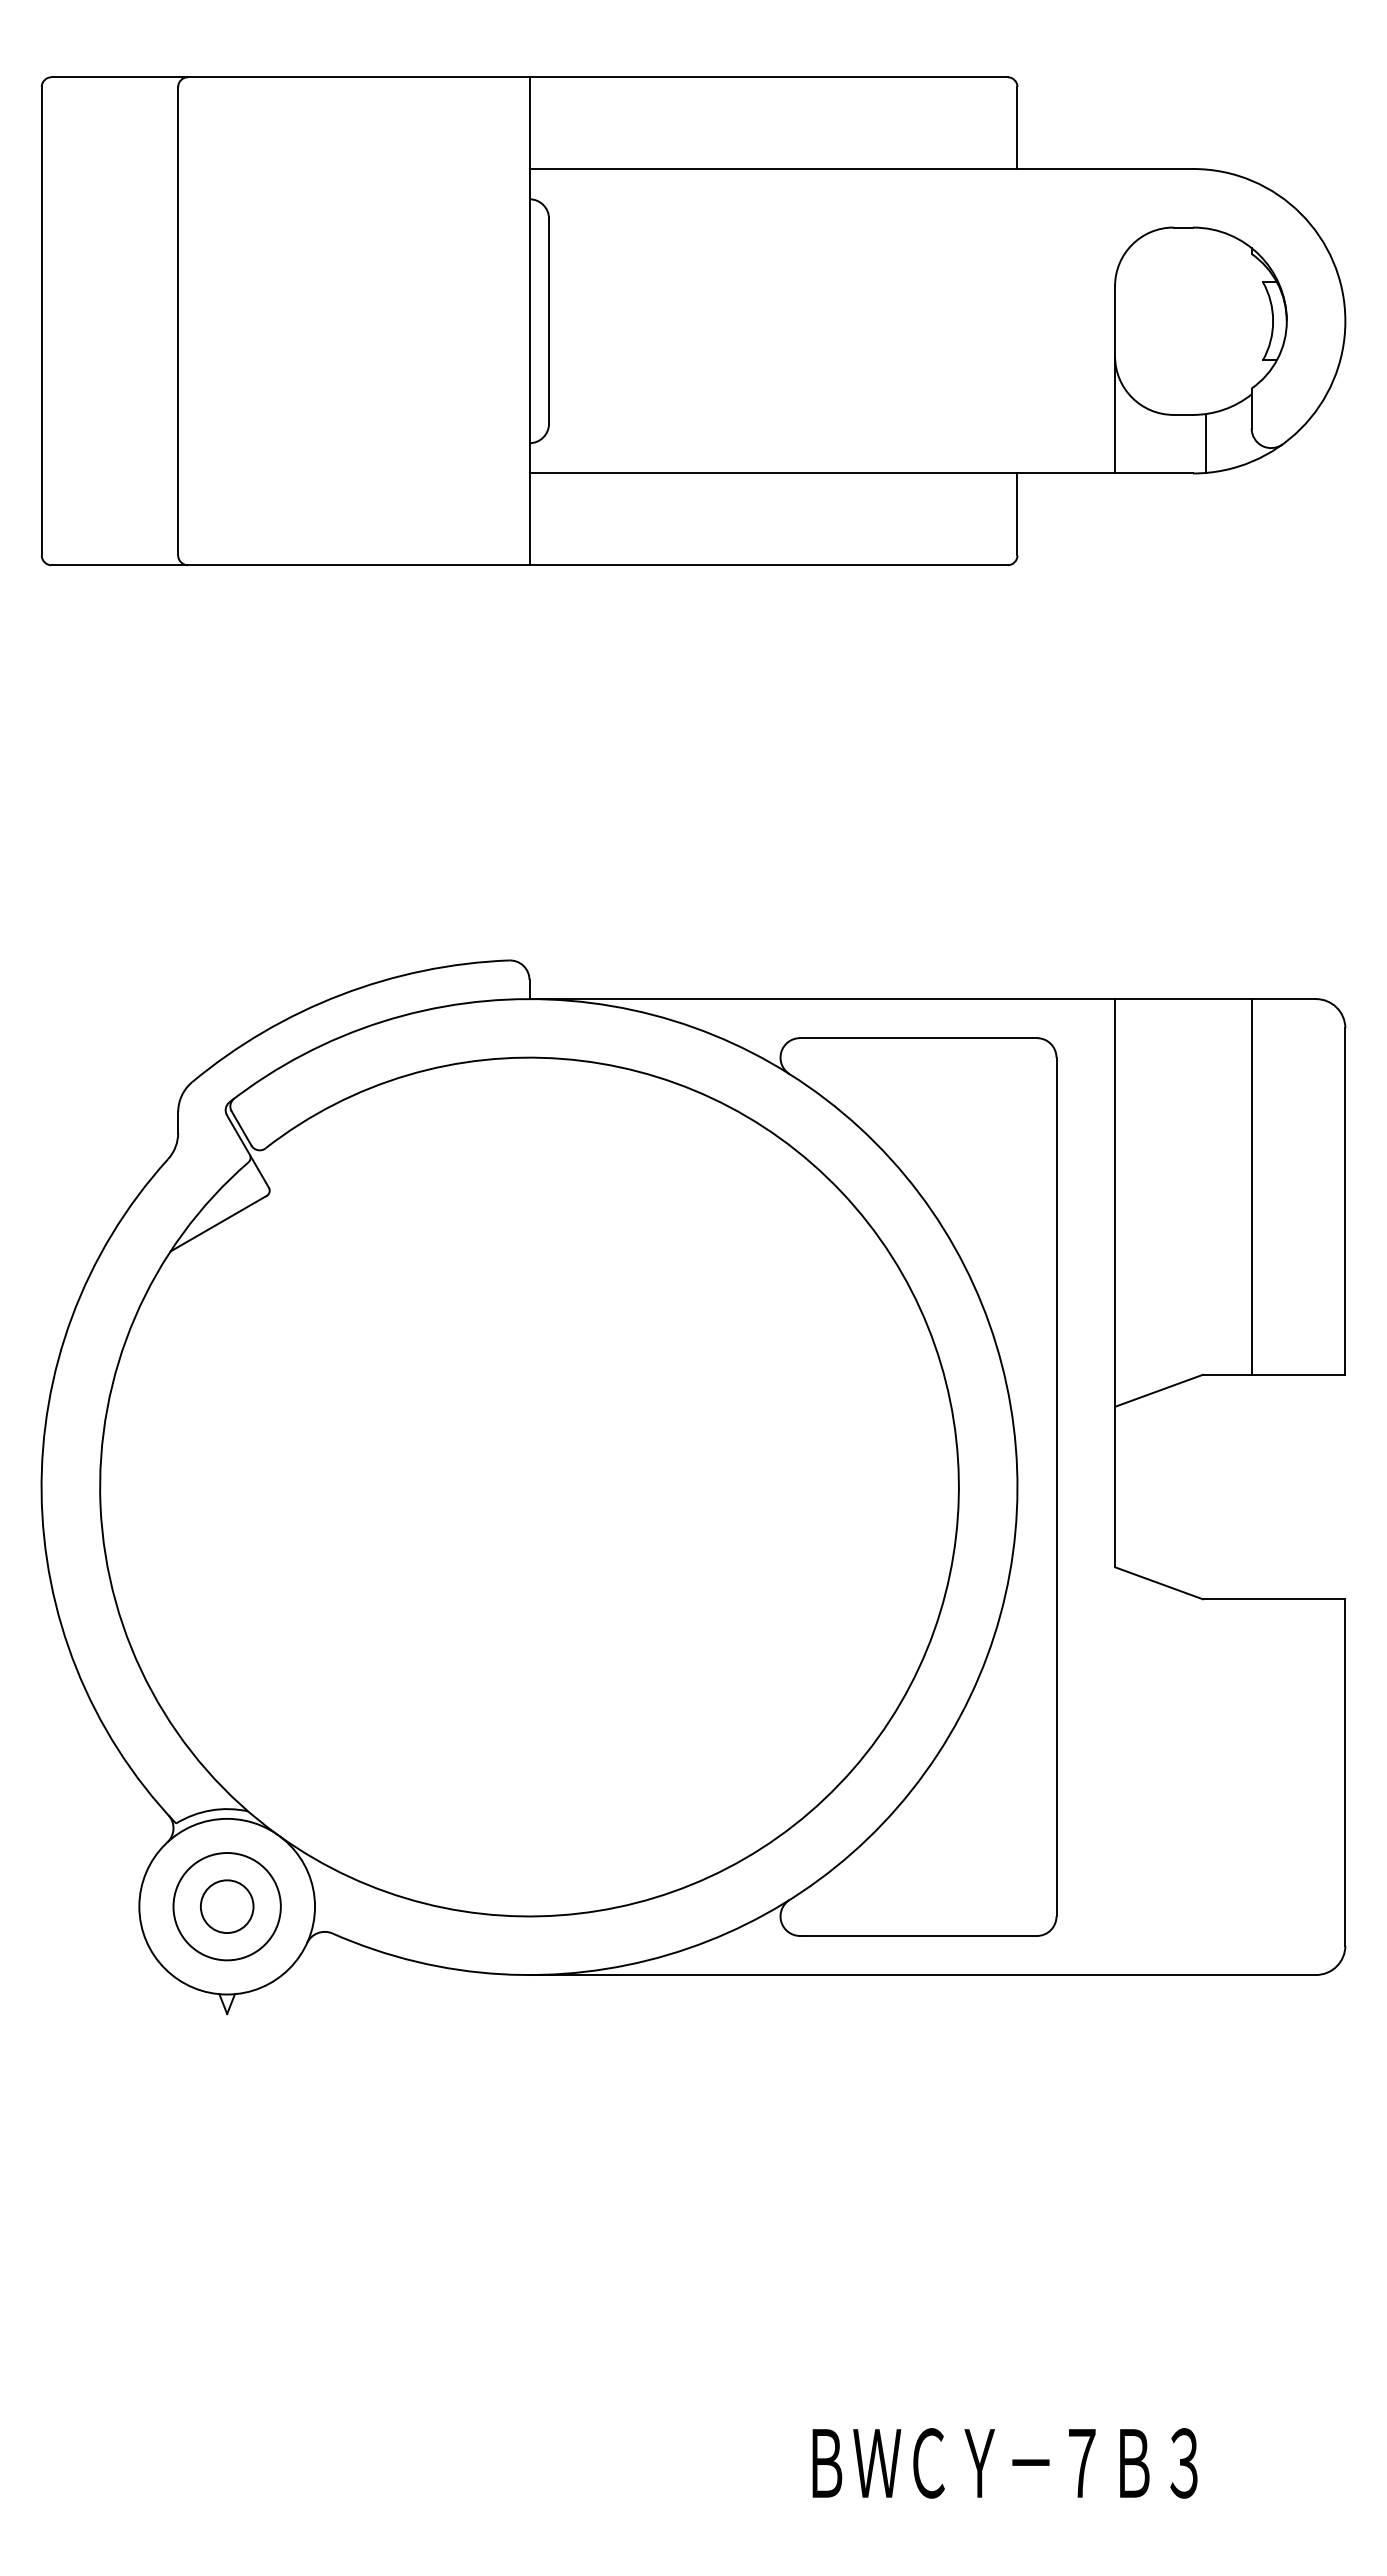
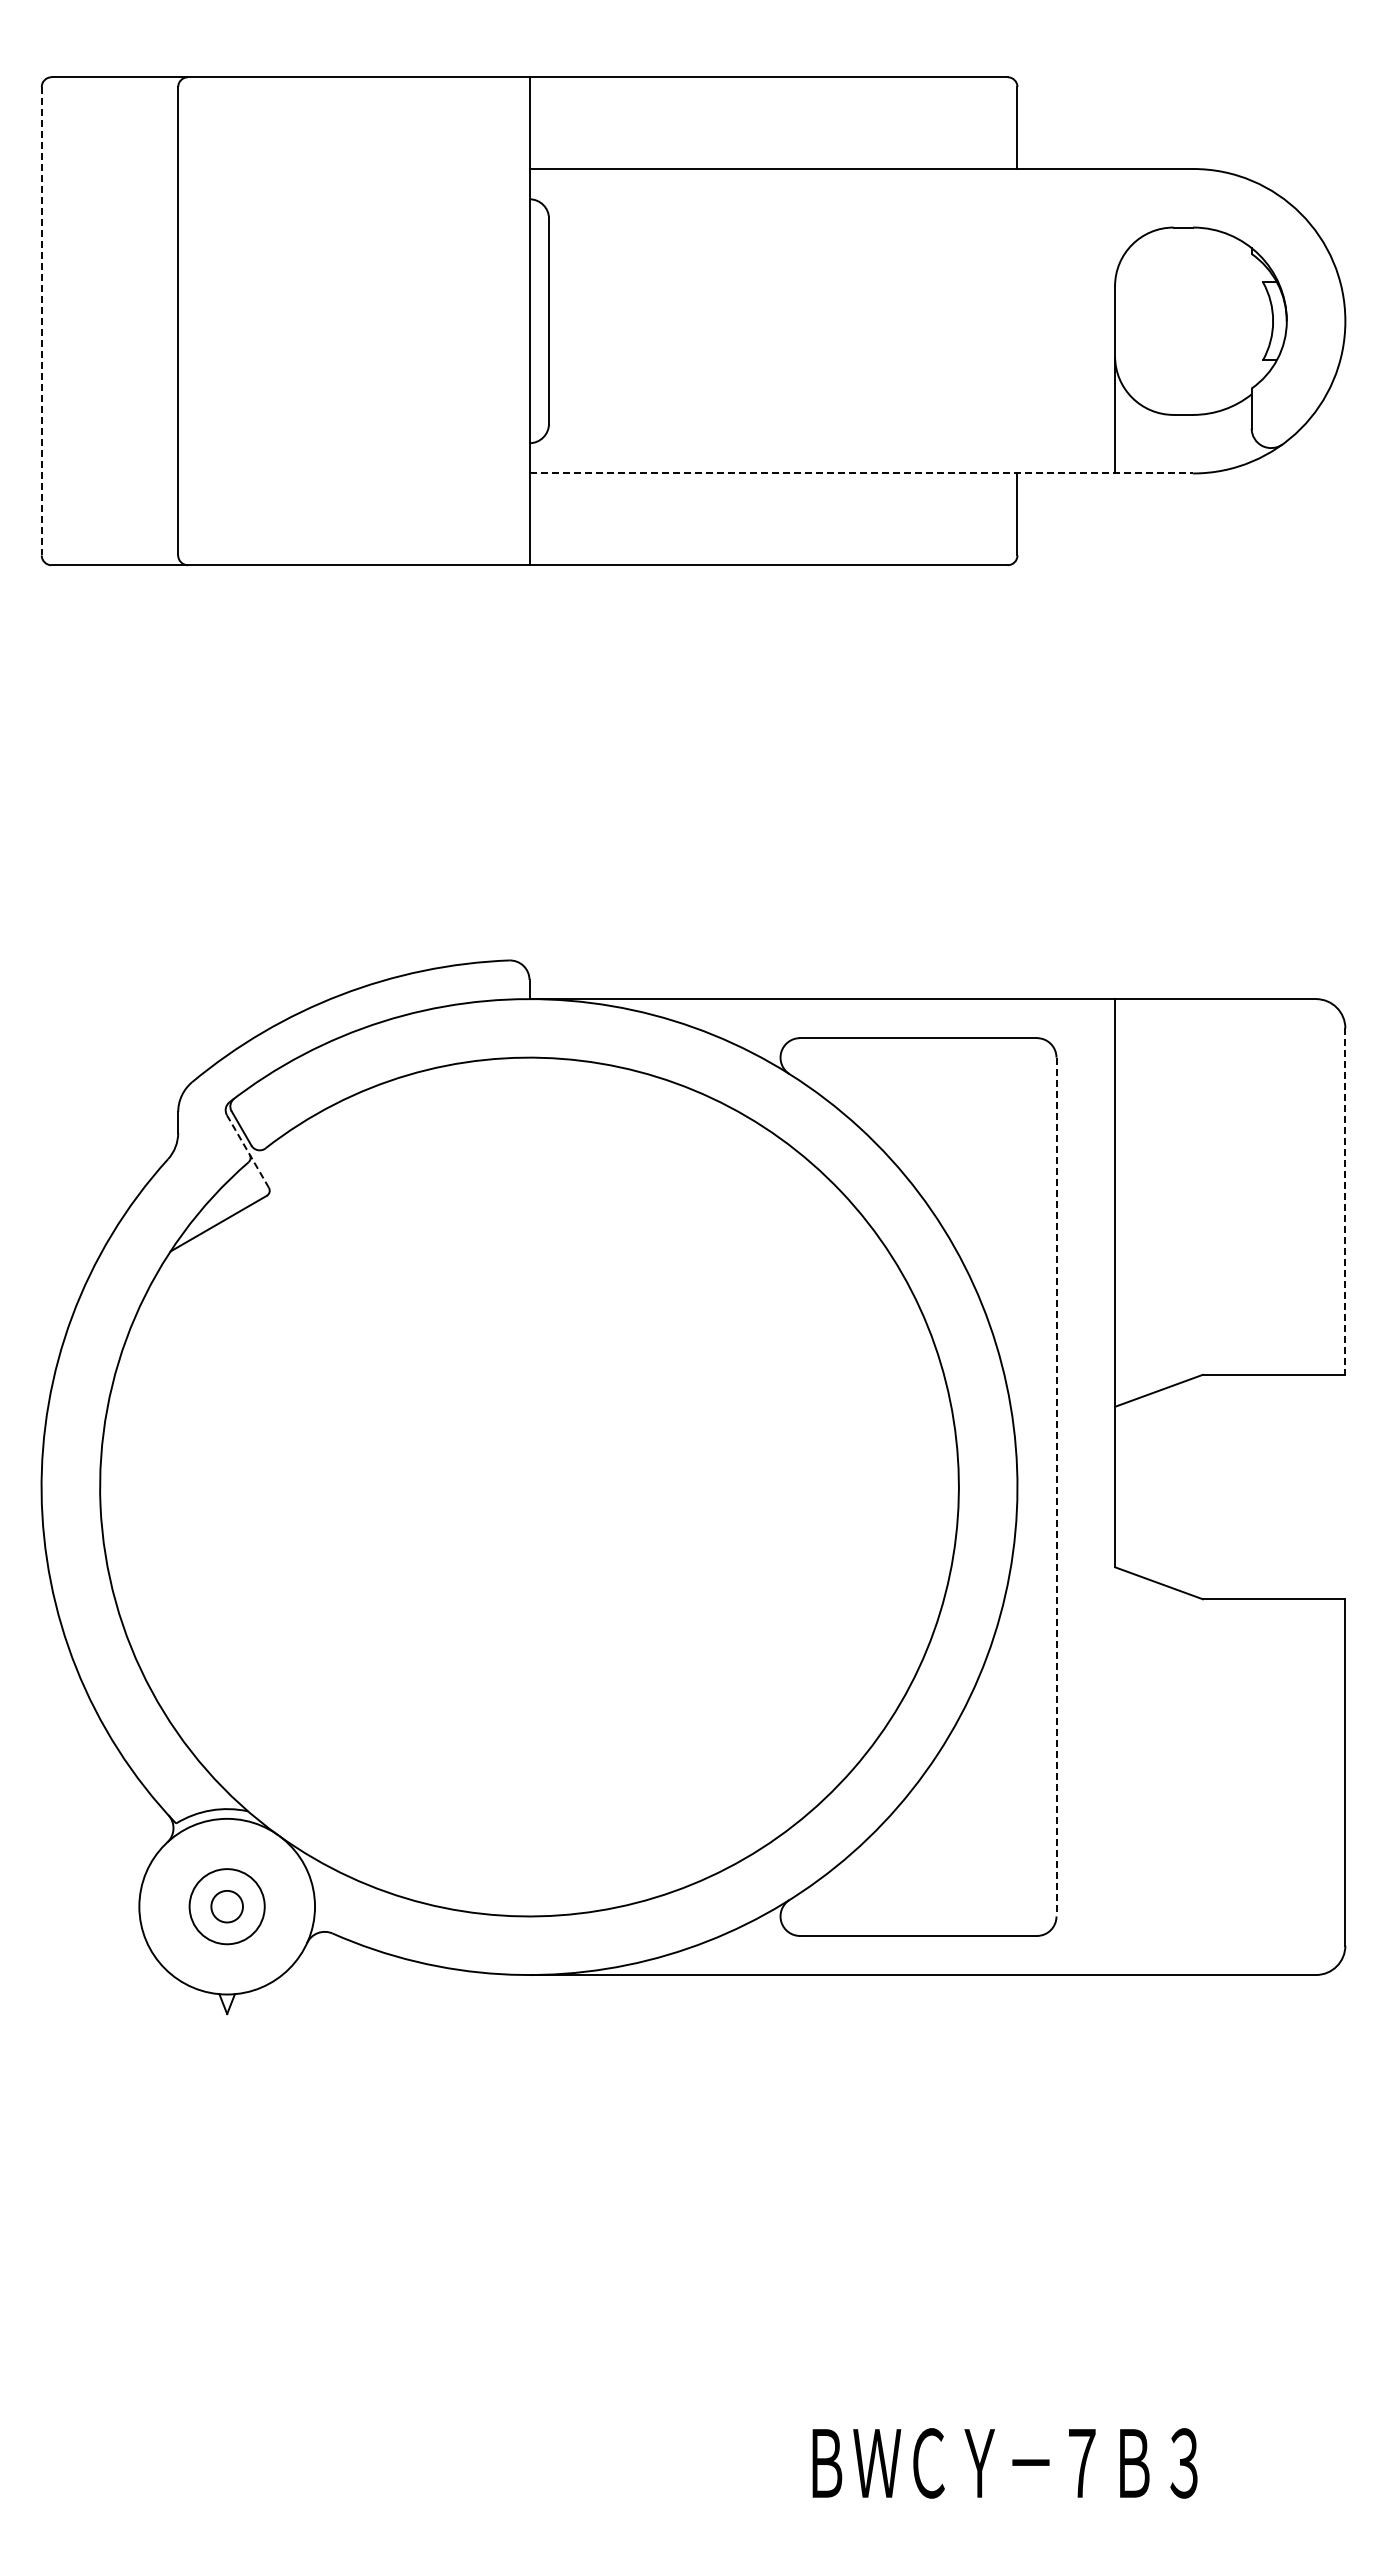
line: solid -> dashed (41, 321)
line: present -> none (1205, 442)
line: solid -> dashed (861, 473)
line: solid -> dashed (247, 1151)
line: present -> none (1251, 1186)
line: solid -> dashed (1345, 1202)
line: solid -> dashed (1056, 1487)
circle diameter: 107 px -> 75 px (226, 1906)
circle diameter: 53 px -> 32 px (227, 1906)
